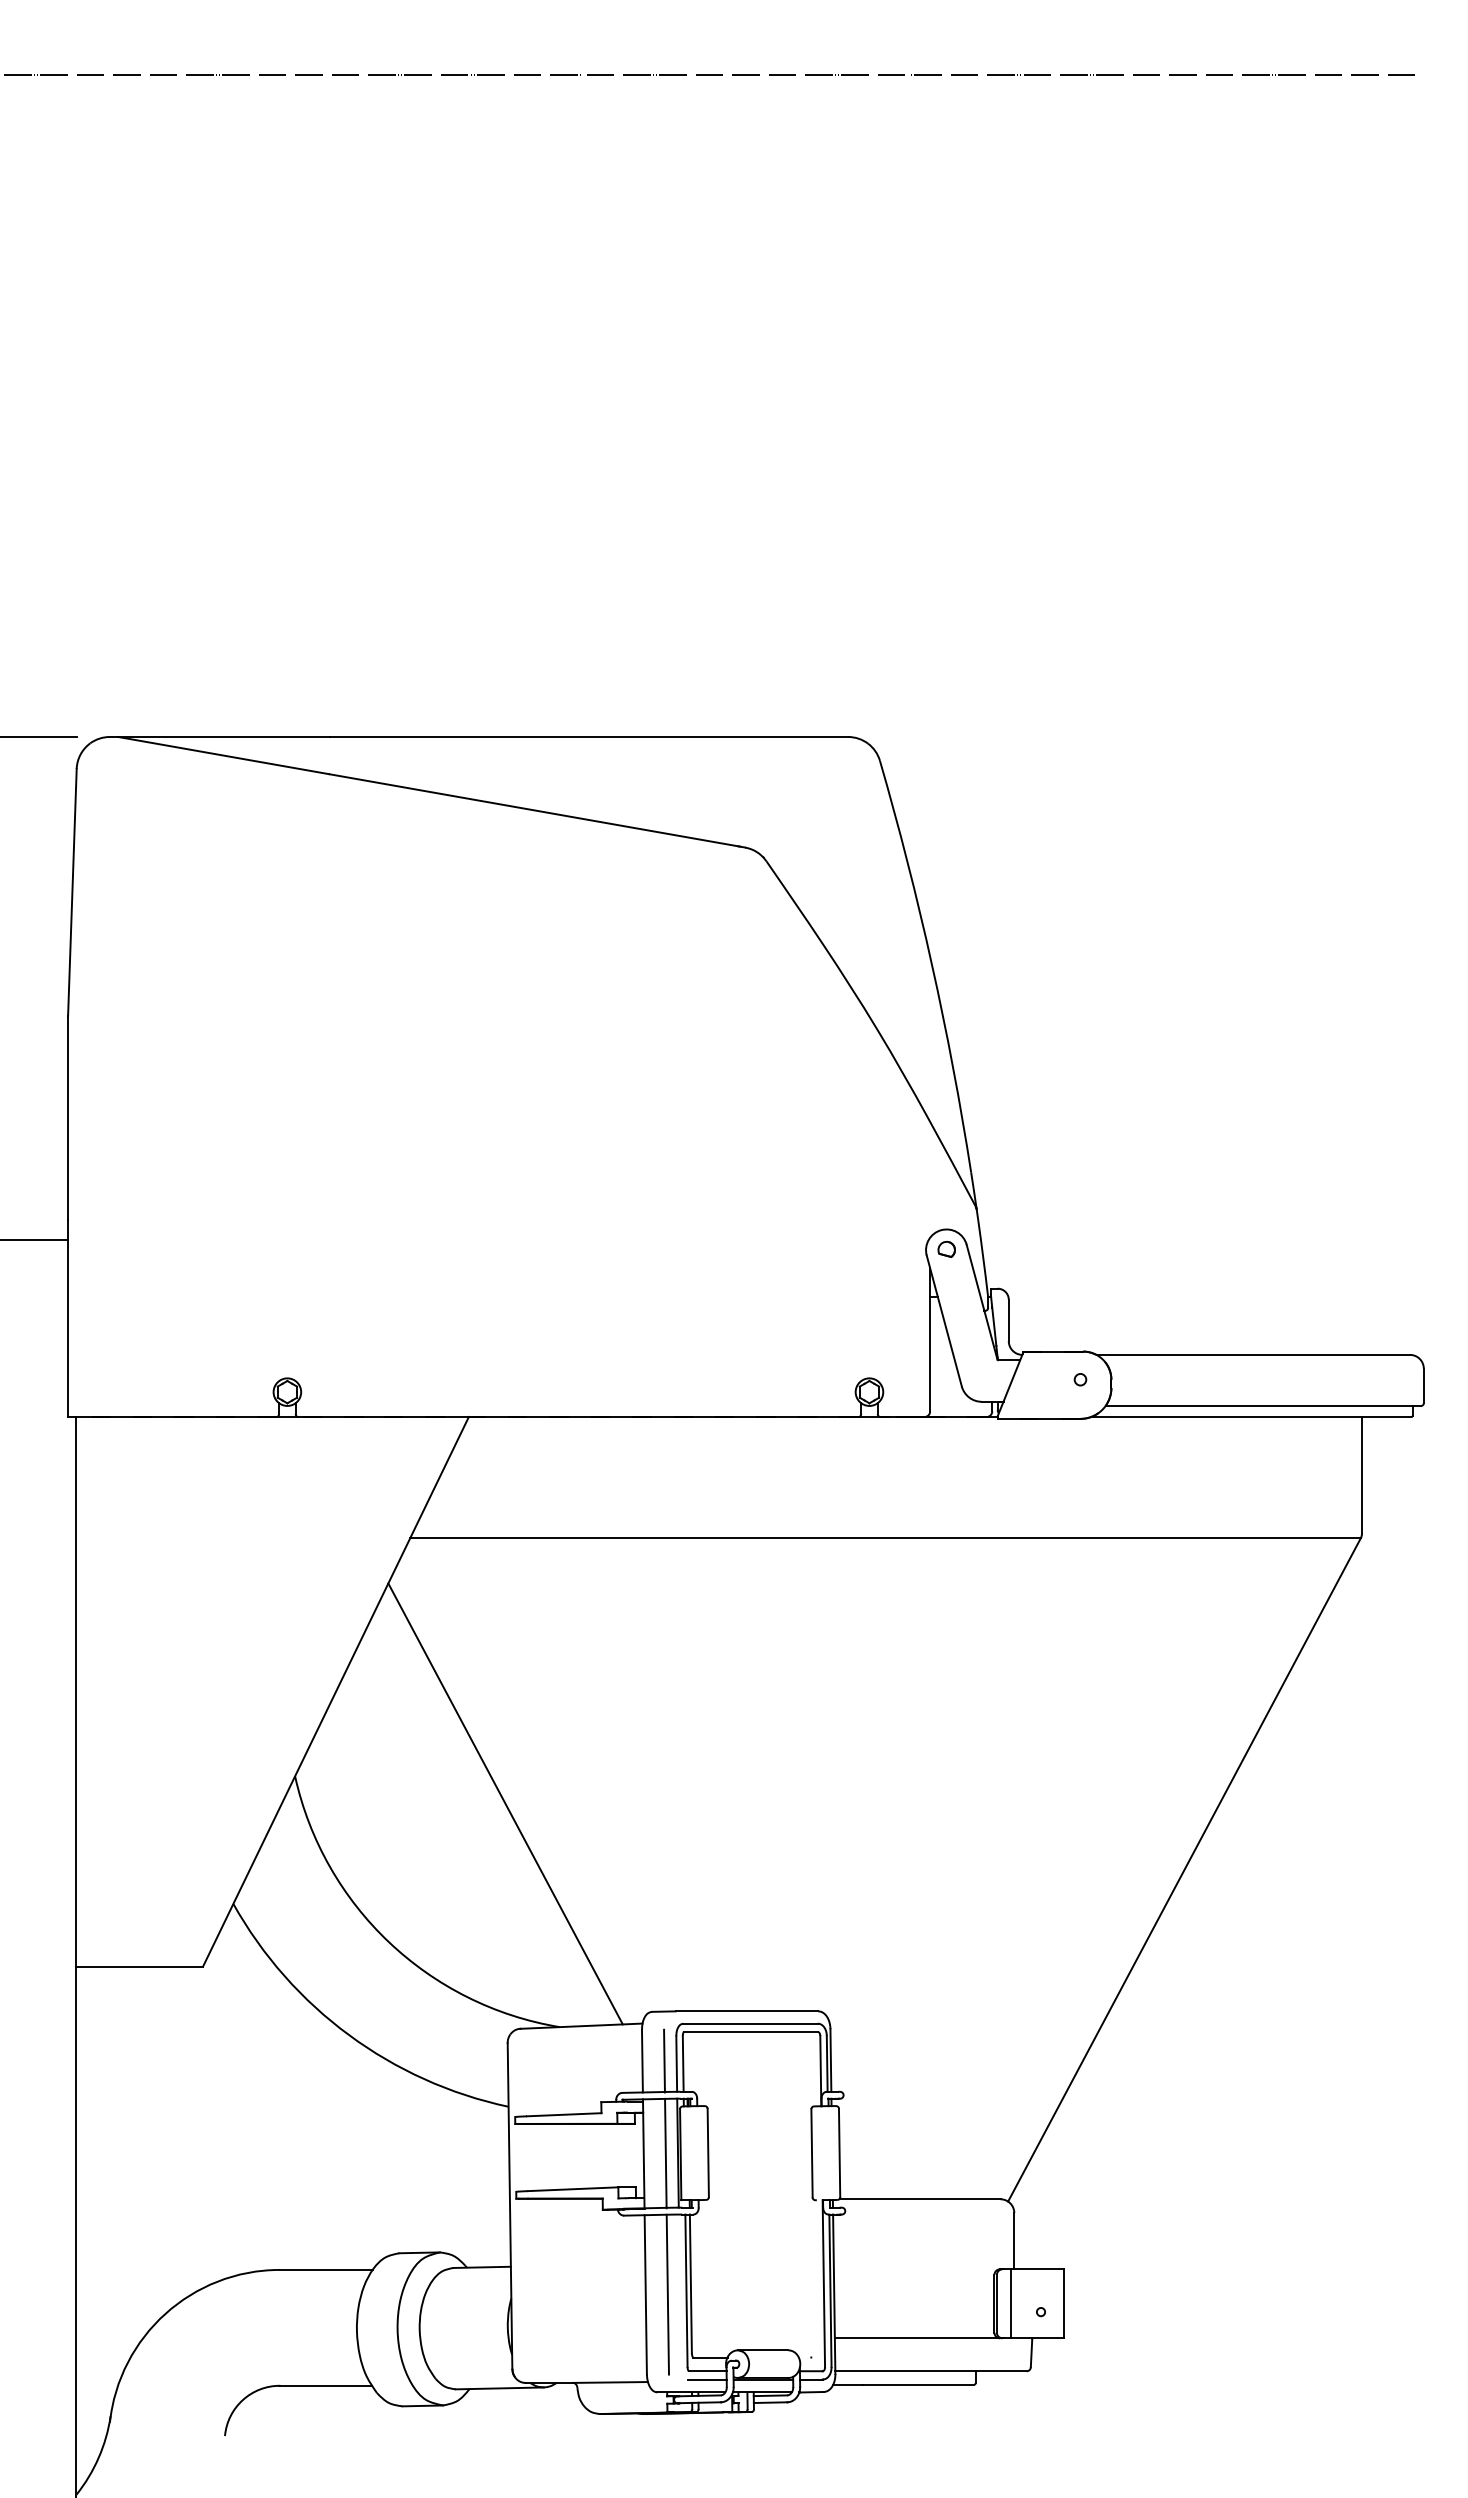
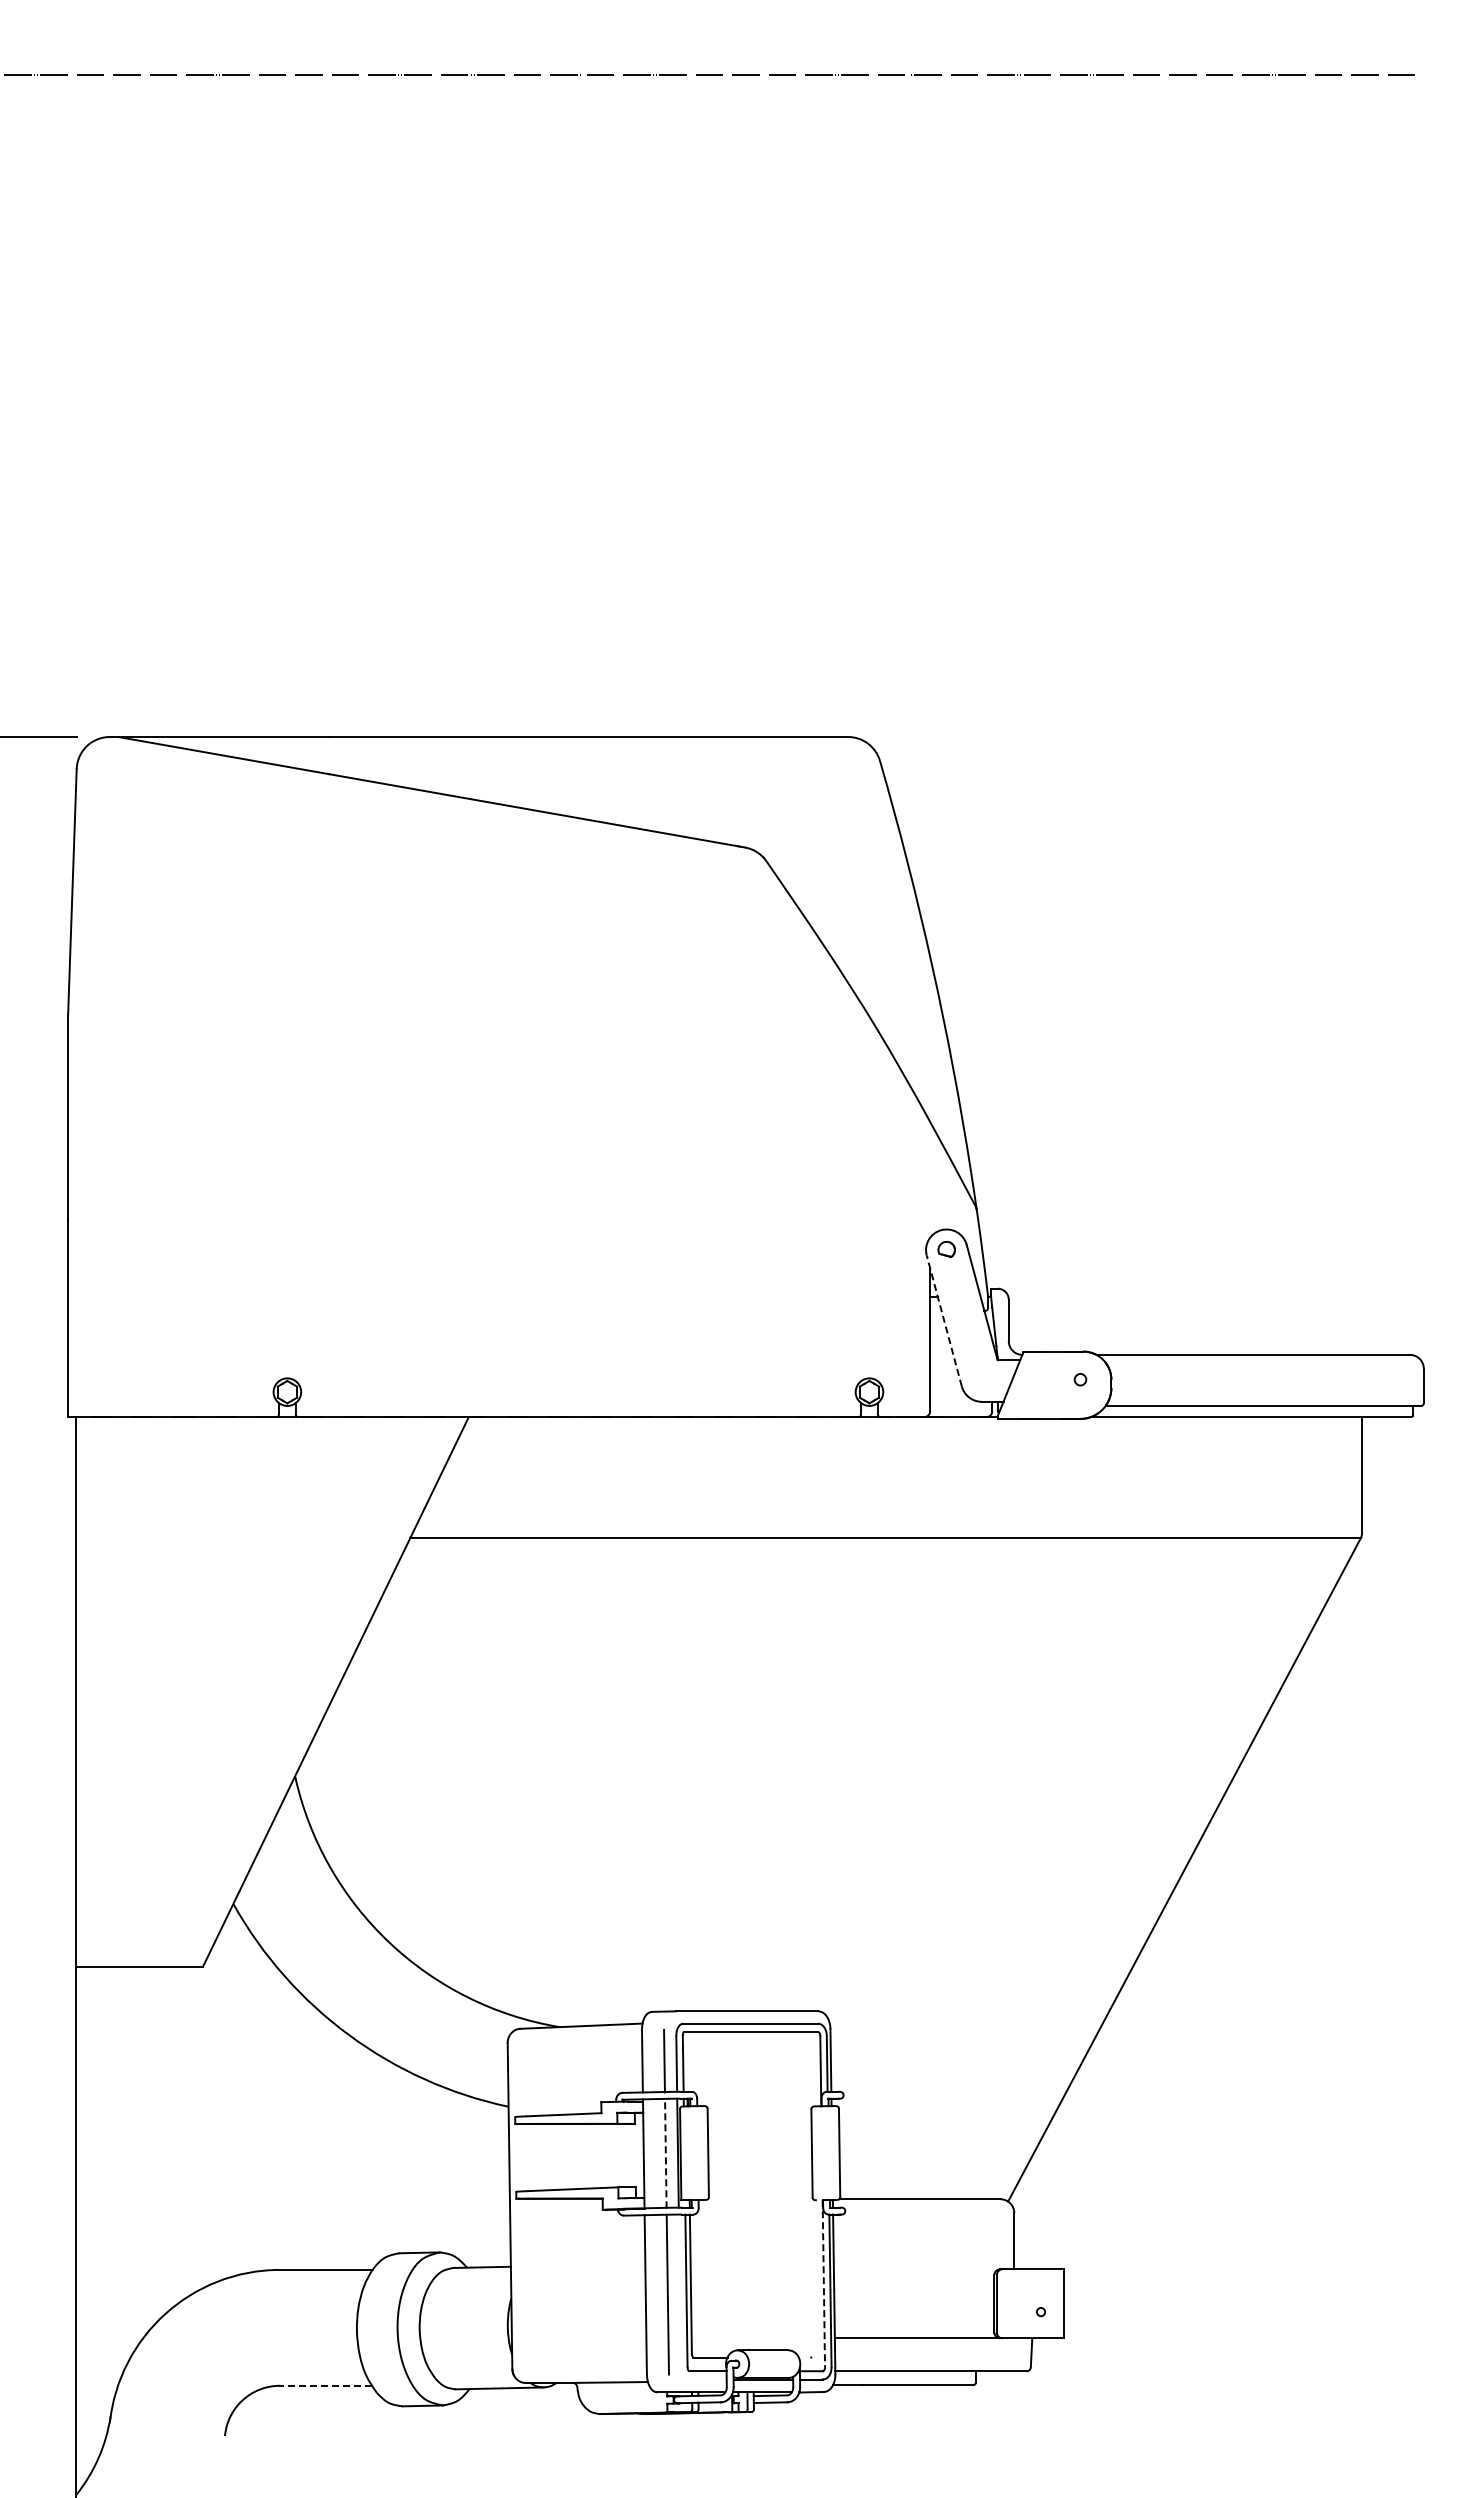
line: present -> none (35, 1240)
line: solid -> dashed (944, 1320)
line: present -> none (505, 1803)
line: solid -> dashed (665, 2153)
line: solid -> dashed (823, 2284)
line: present -> none (1010, 2303)
line: present -> none (707, 2379)
line: solid -> dashed (325, 2385)
